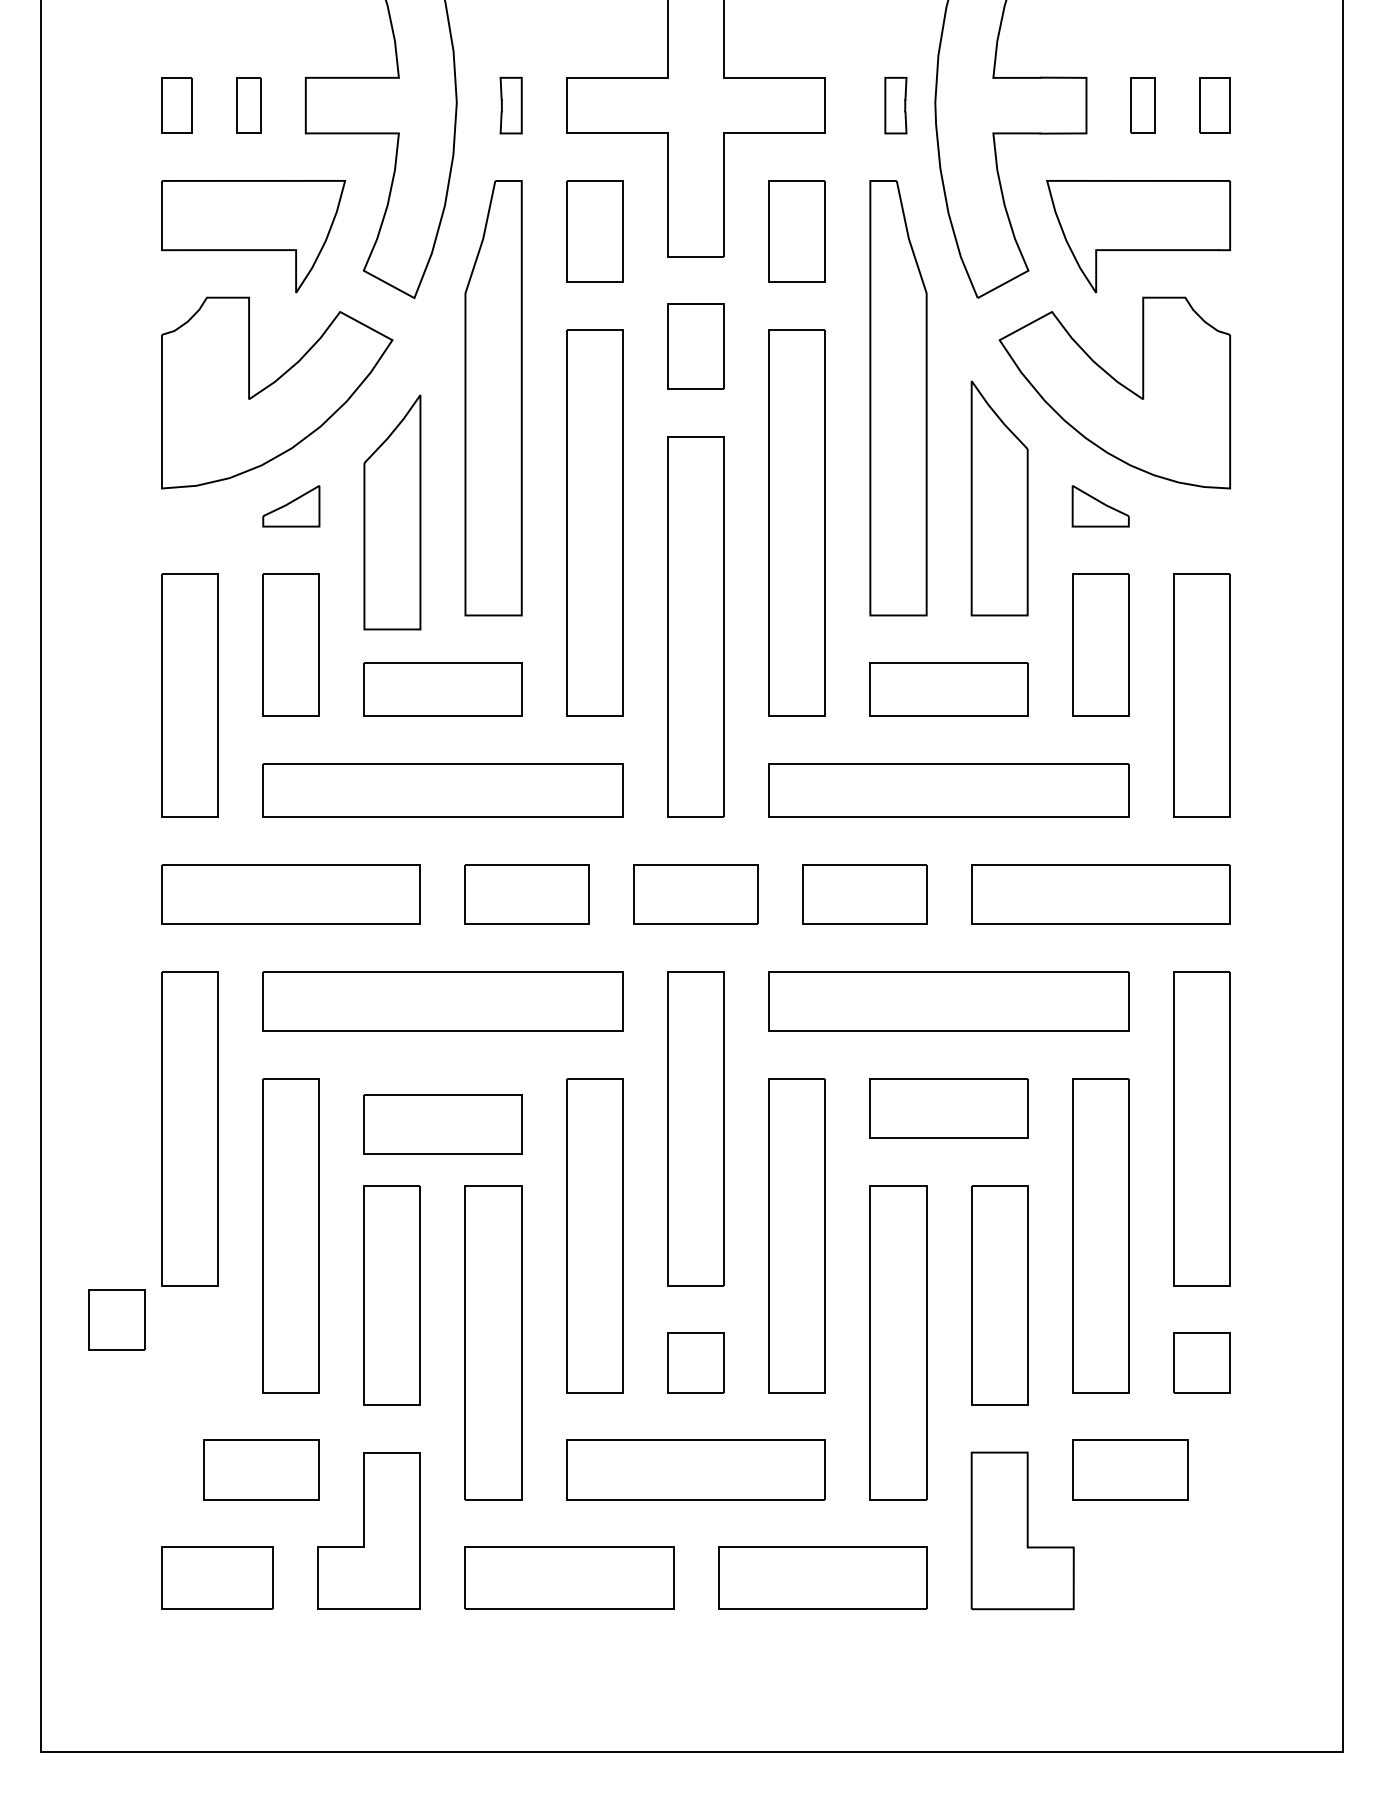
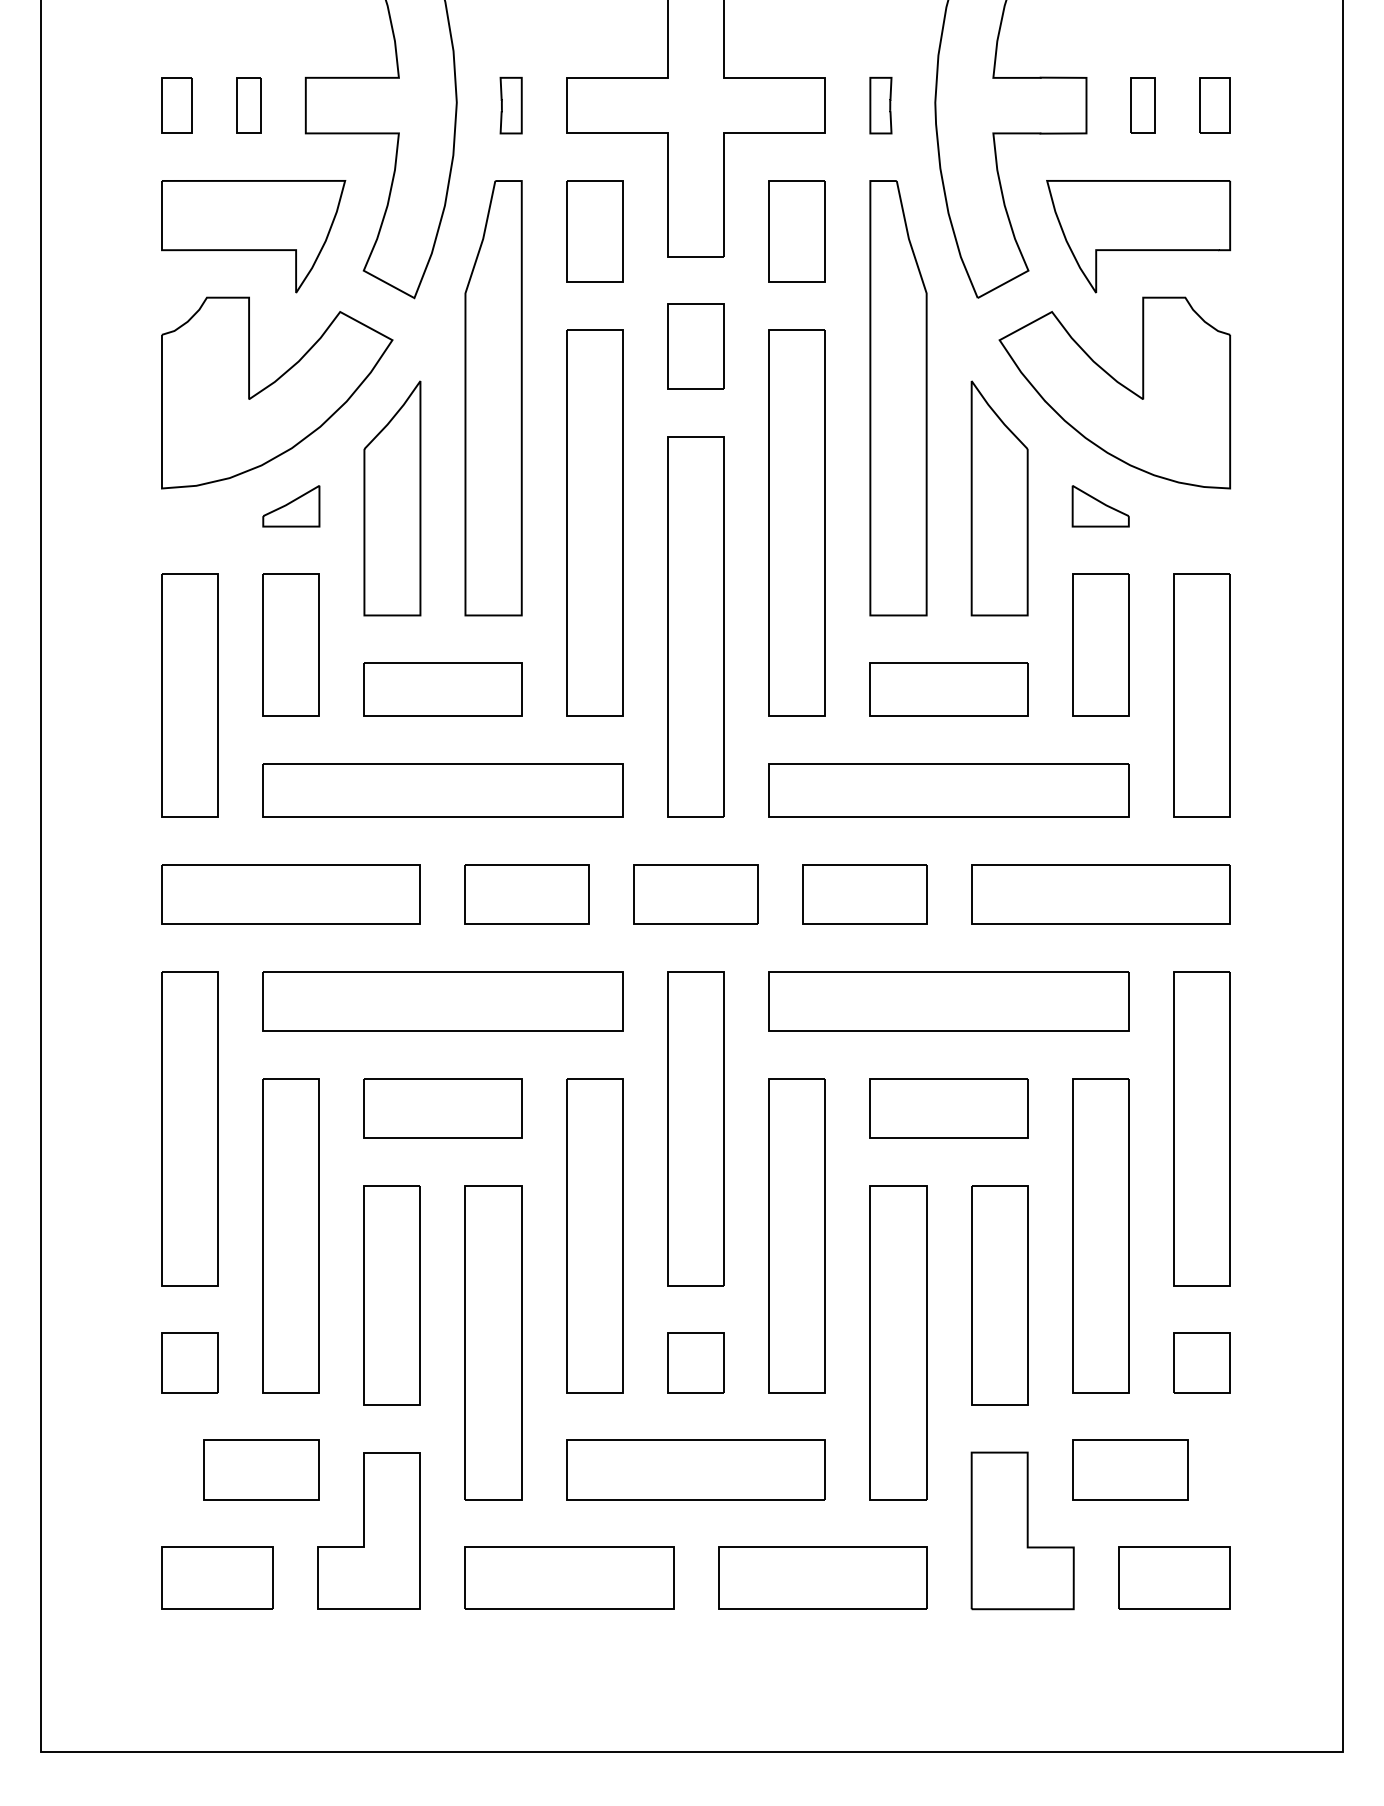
part position: (895, 105) -> (880, 105) (880, 105)
part position: (392, 512) -> (392, 498) (392, 498)
part position: (442, 1124) -> (442, 1108) (442, 1108)
part position: (116, 1319) -> (189, 1362) (189, 1362)
part: none -> present (1174, 1577)
